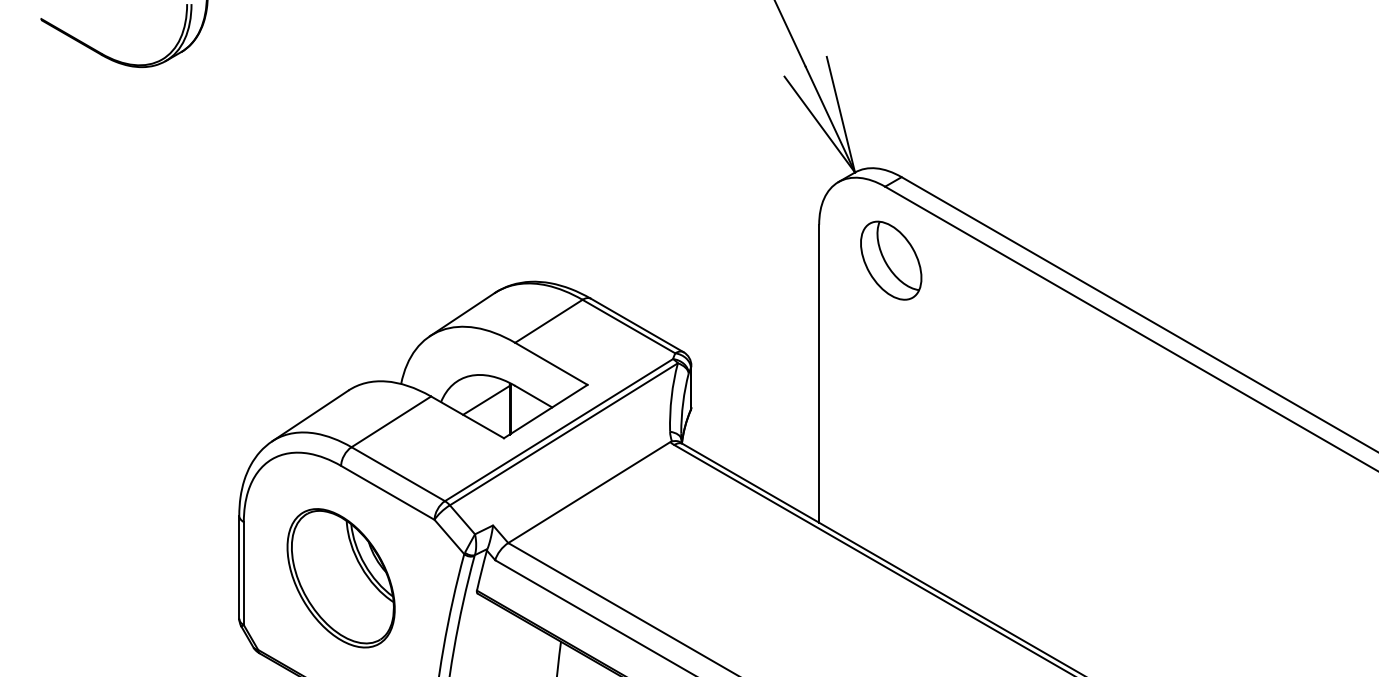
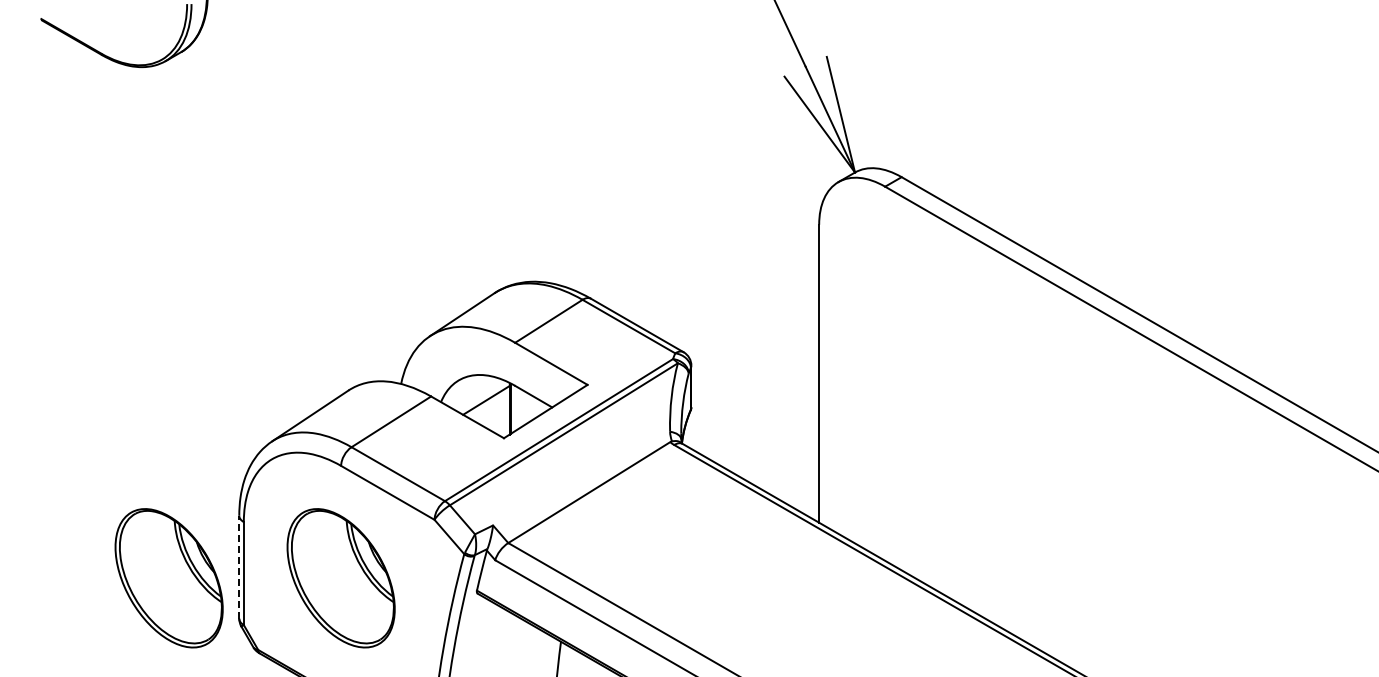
part: present -> none (891, 260)
line: solid -> dashed (239, 566)
part: none -> present (168, 578)
